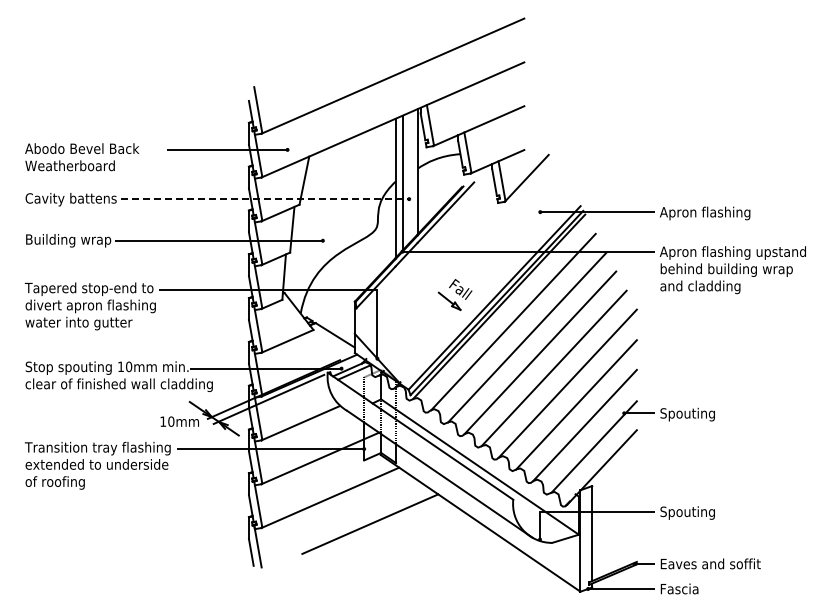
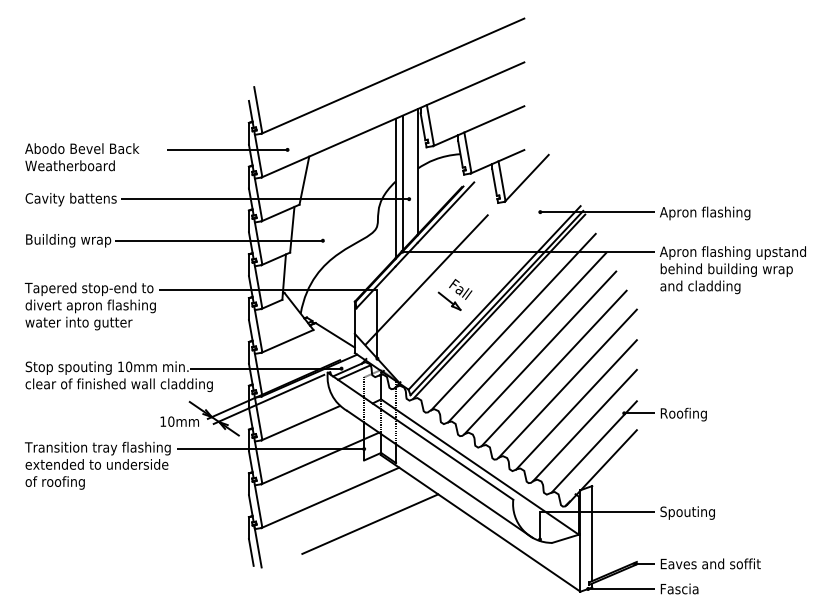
line: dashed -> solid (265, 199)
line: none -> present (426, 279)
text: Spouting -> Roofing (687, 414)
